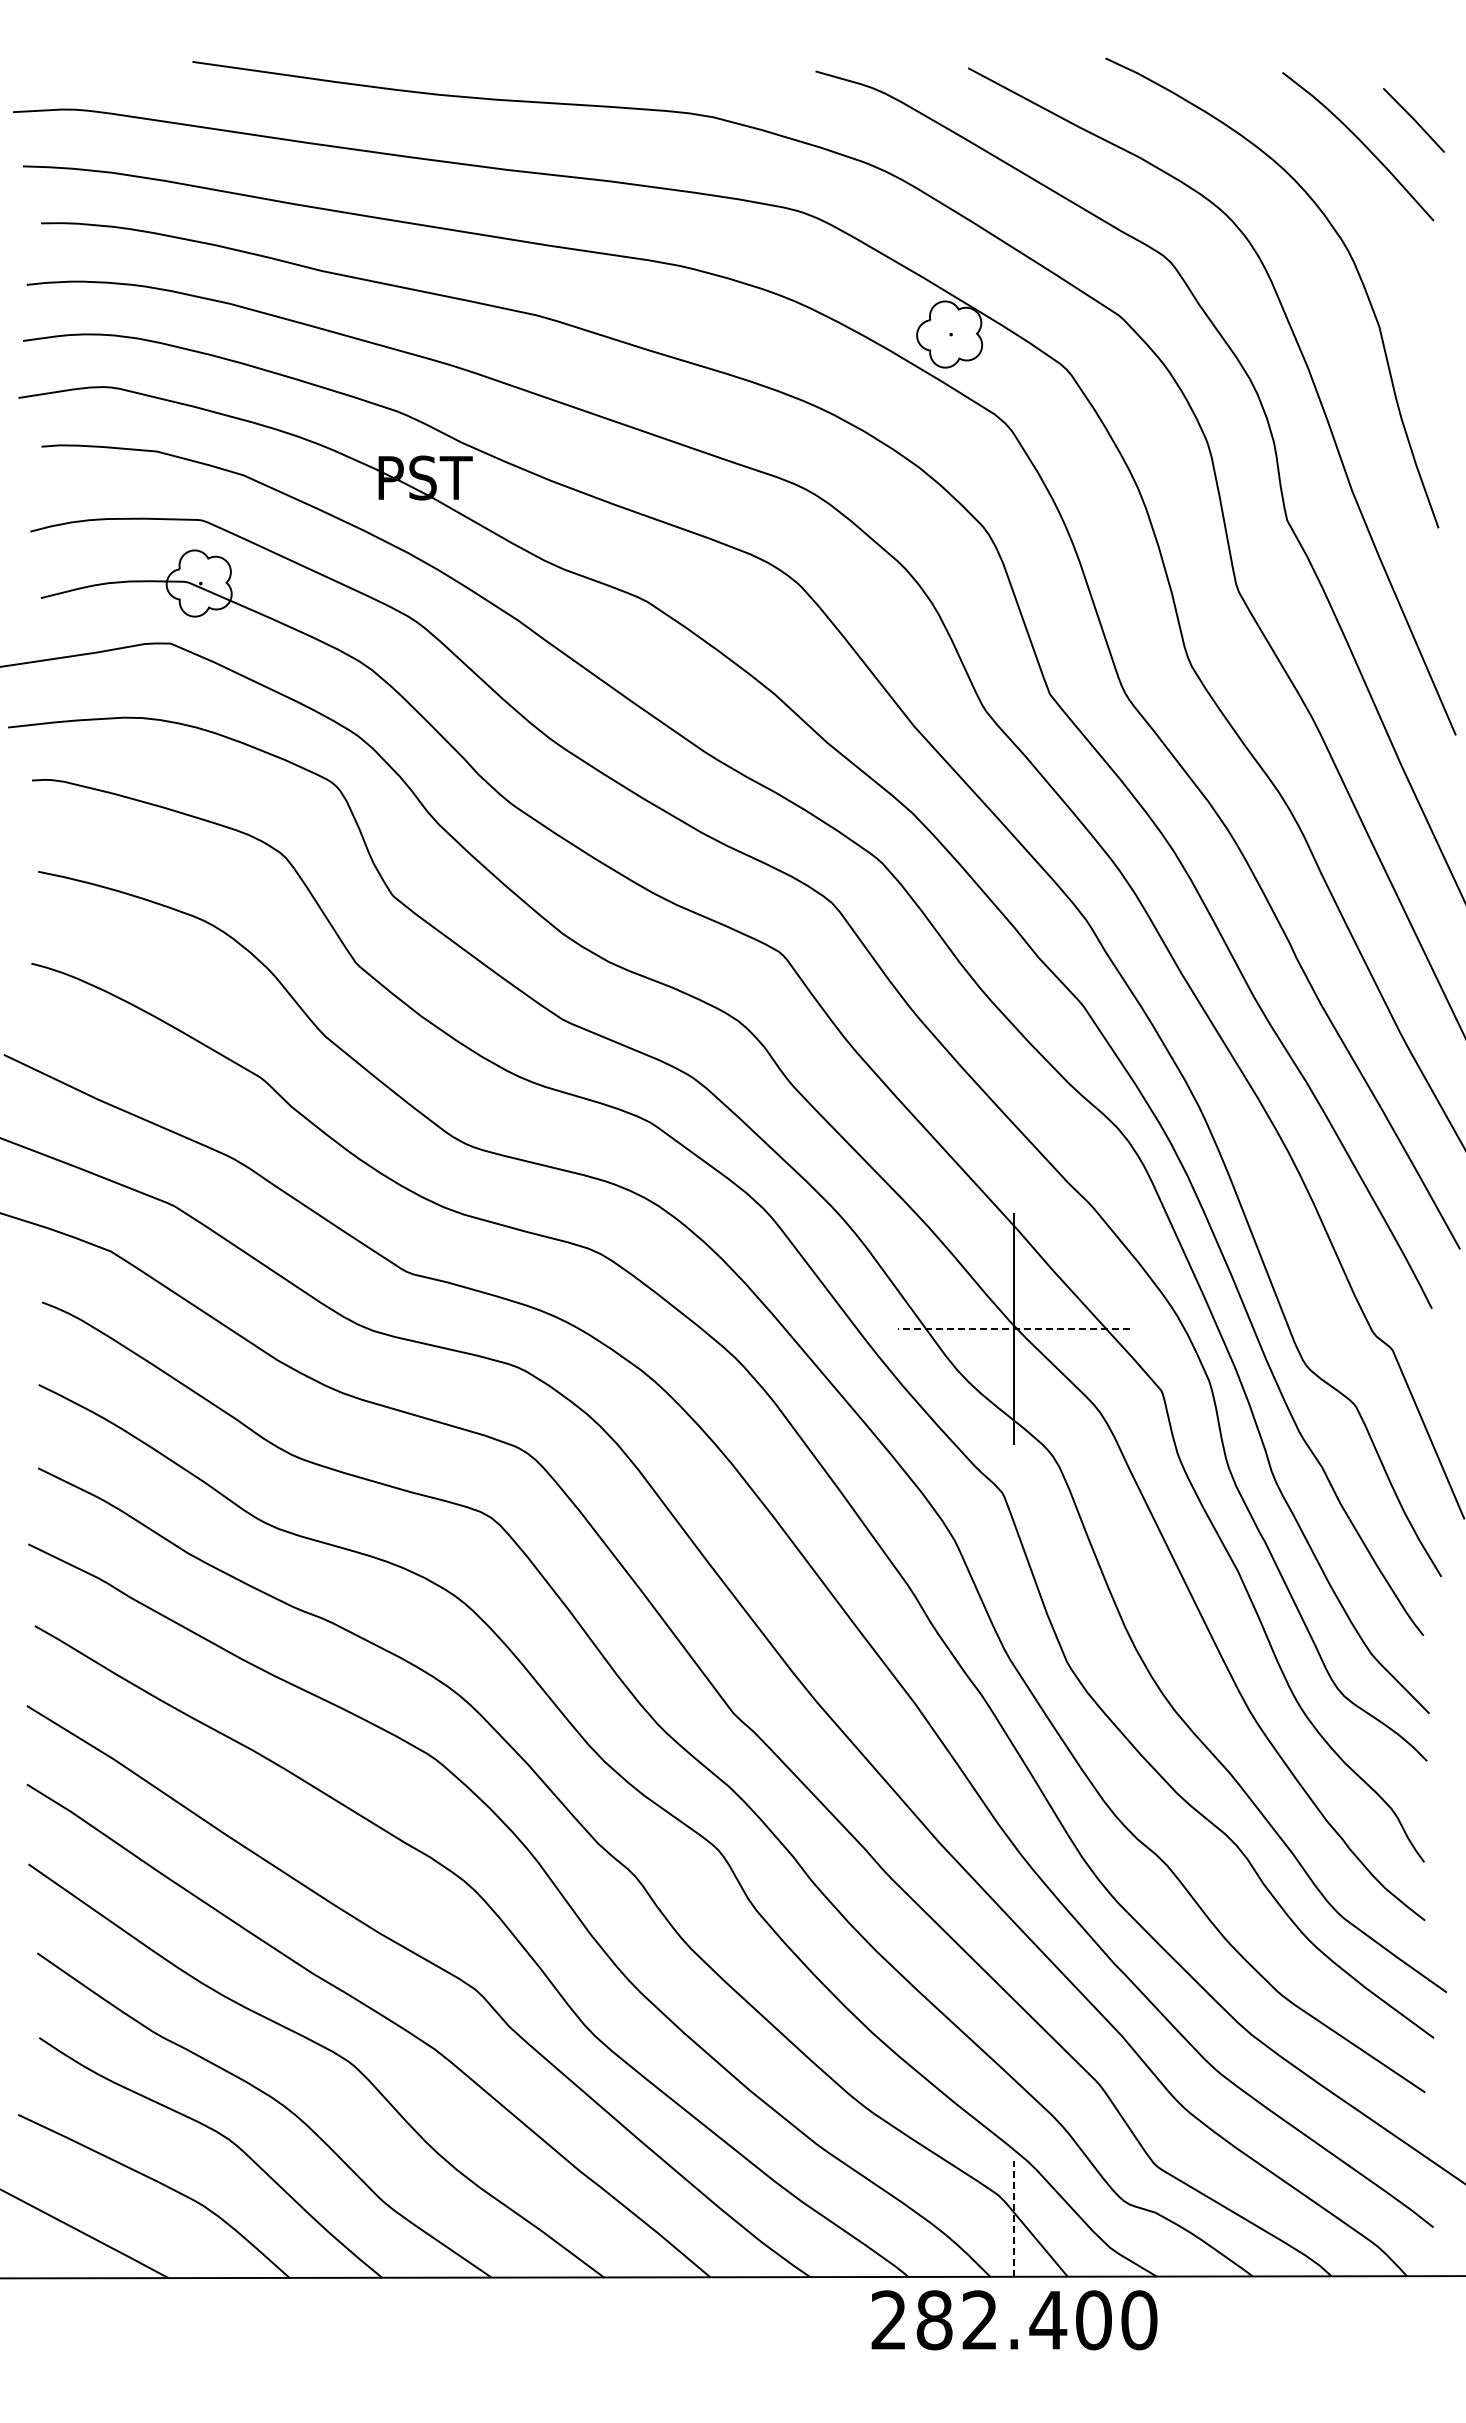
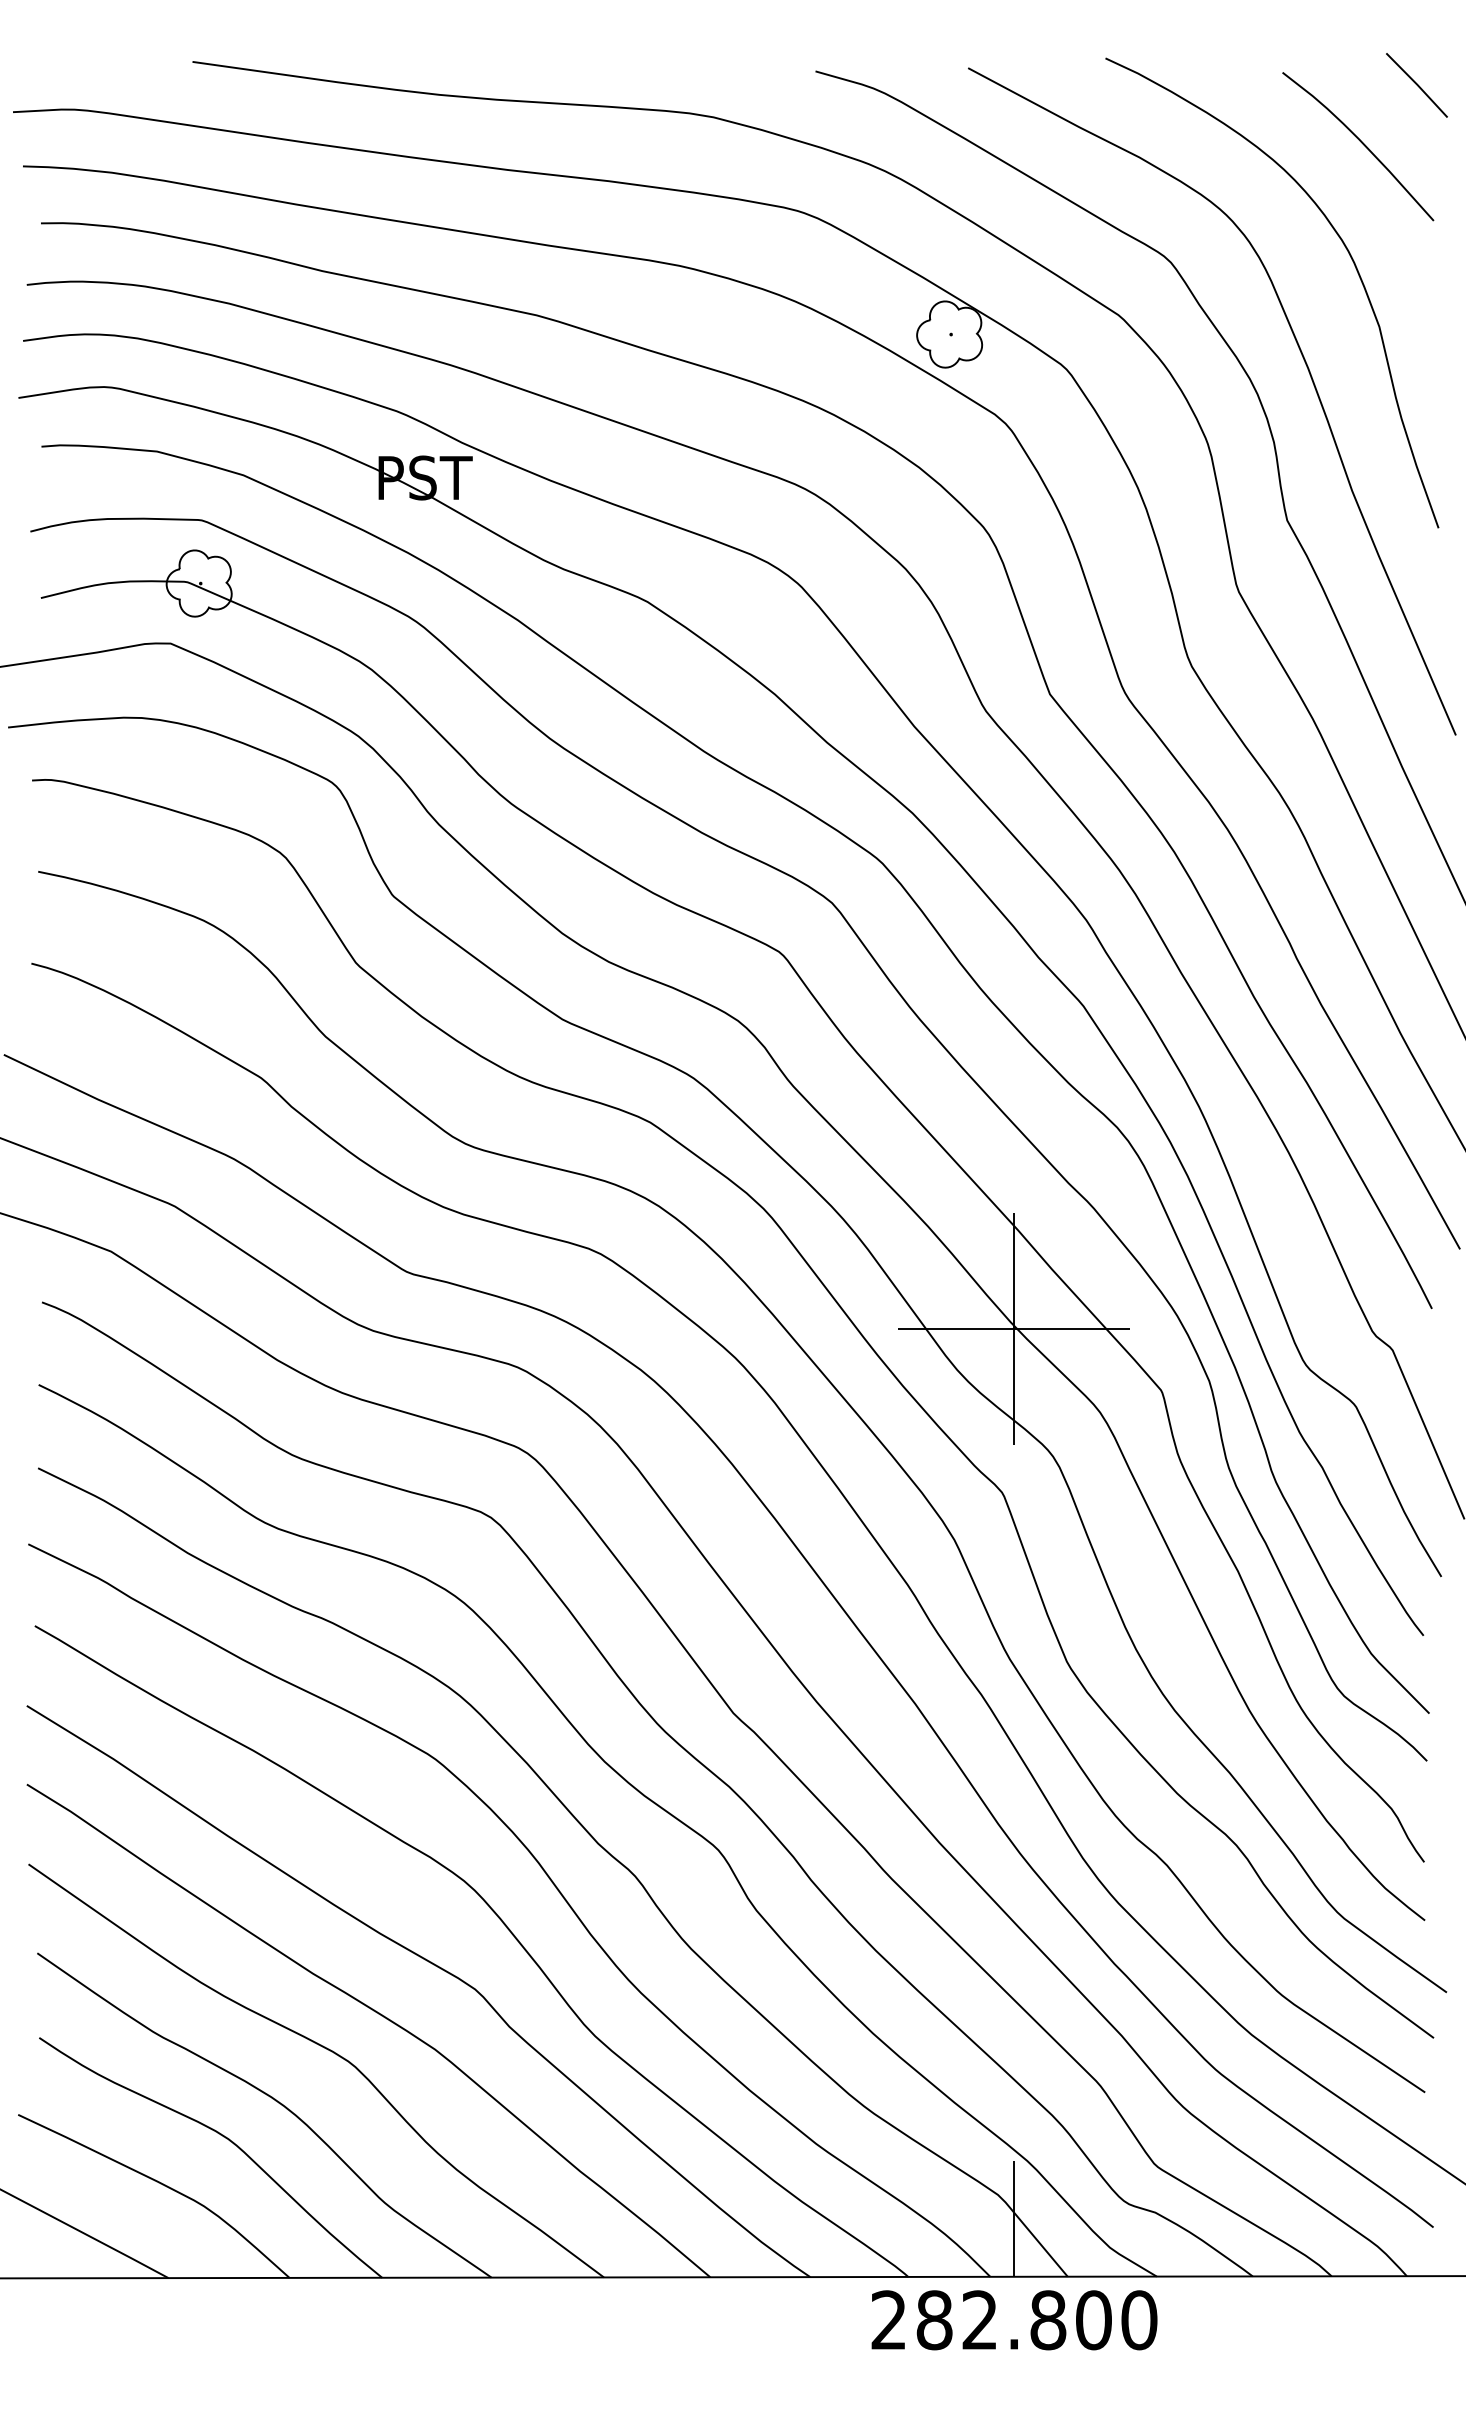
line position: (1413, 120) -> (1416, 85) (1416, 85)
line: dashed -> solid (1014, 1328)
line: dashed -> solid (1014, 2218)
text: 282.400 -> 282.800 (1048, 2320)
